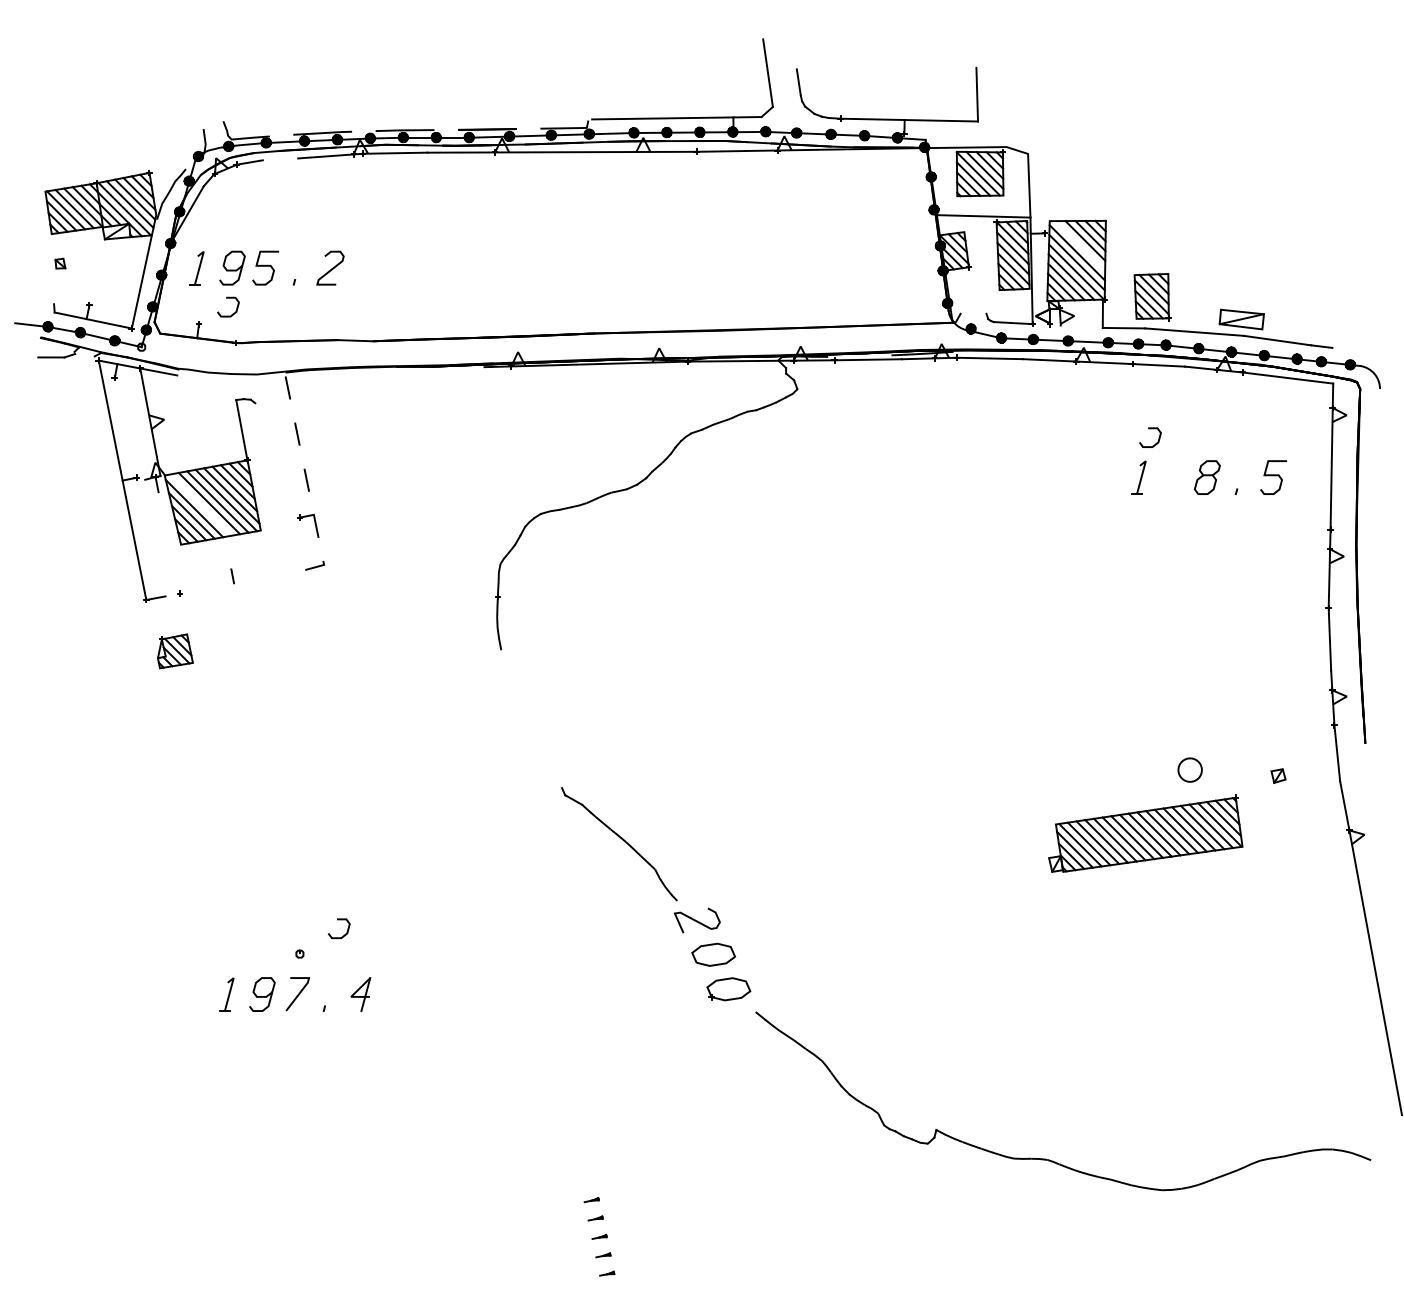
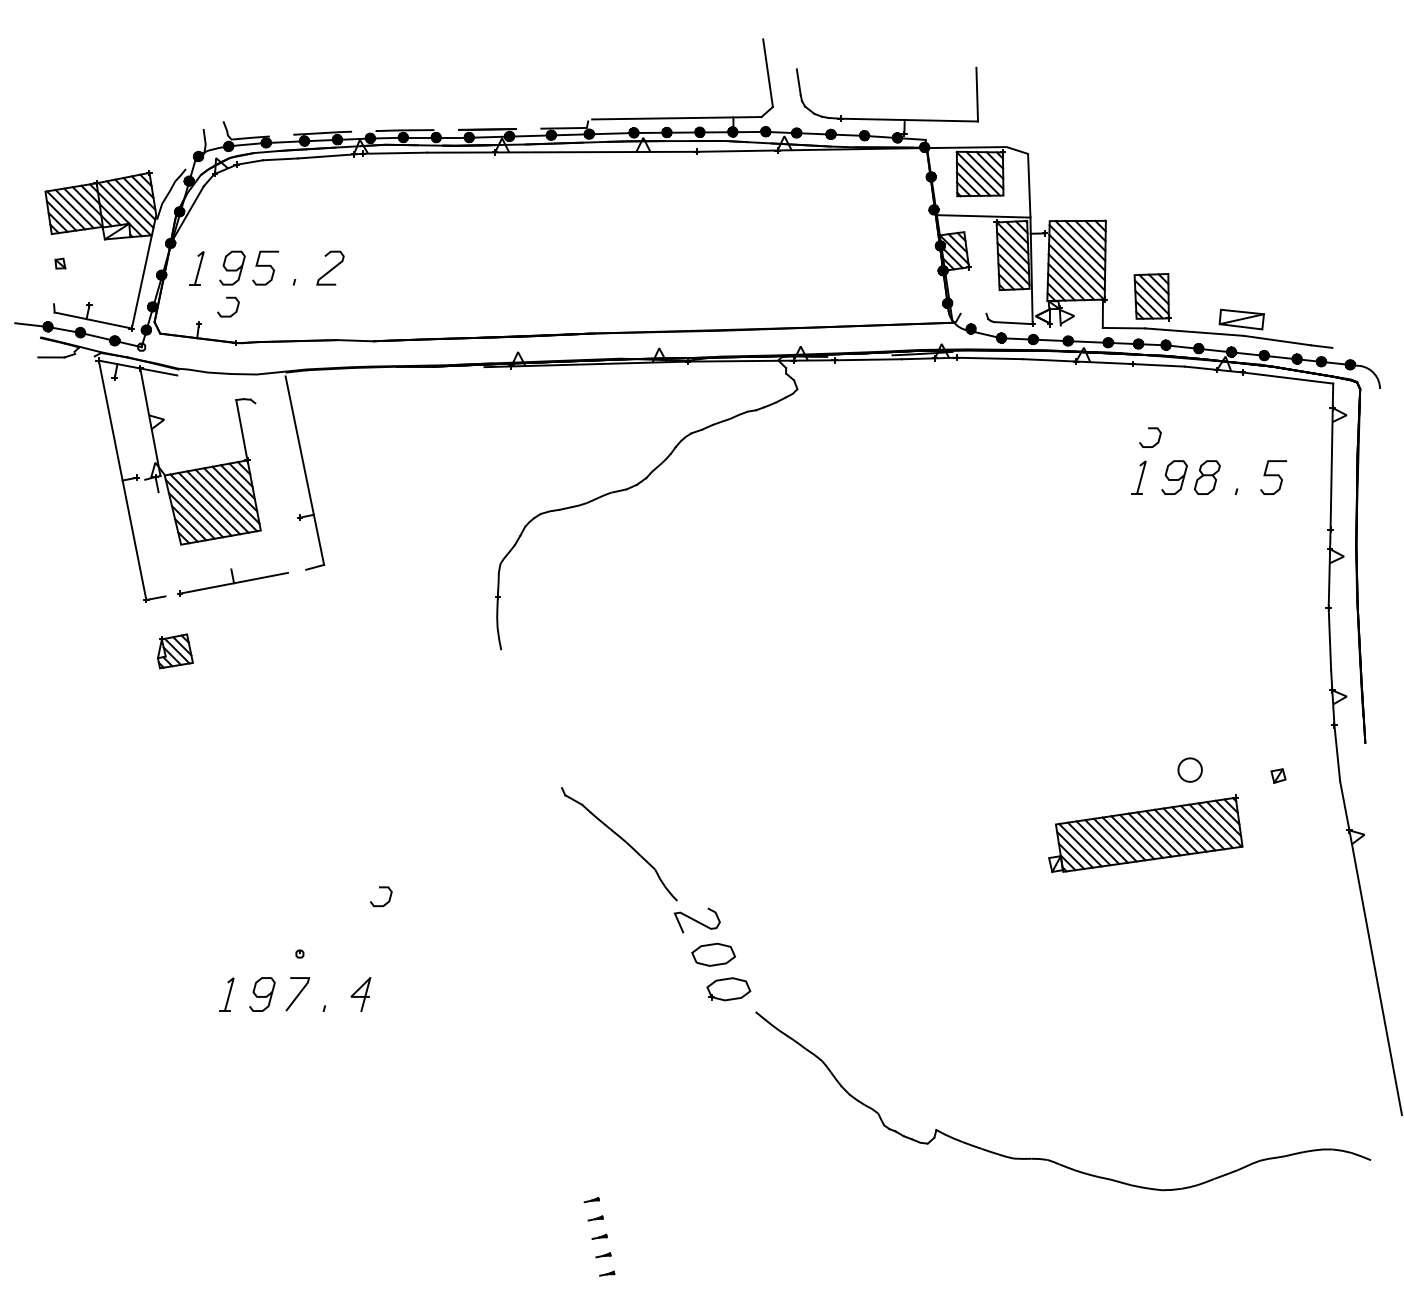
line: none -> present (280, 159)
line: none -> present (1080, 245)
line: dashed -> solid (304, 471)
curve: none -> present (1174, 479)
line: none -> present (200, 504)
line: none -> present (234, 582)
curve position: (346, 931) -> (388, 899) (388, 899)
